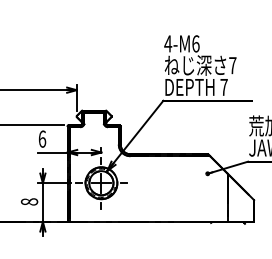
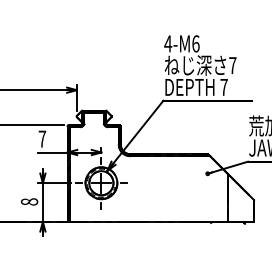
text: 6 -> 7 (42, 138)
